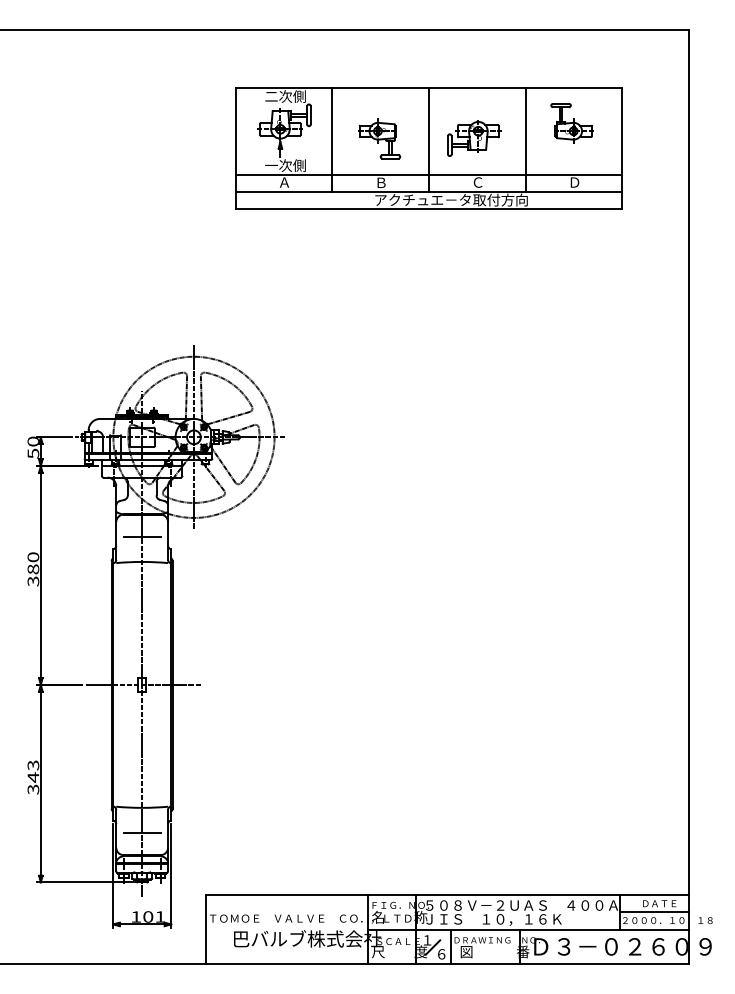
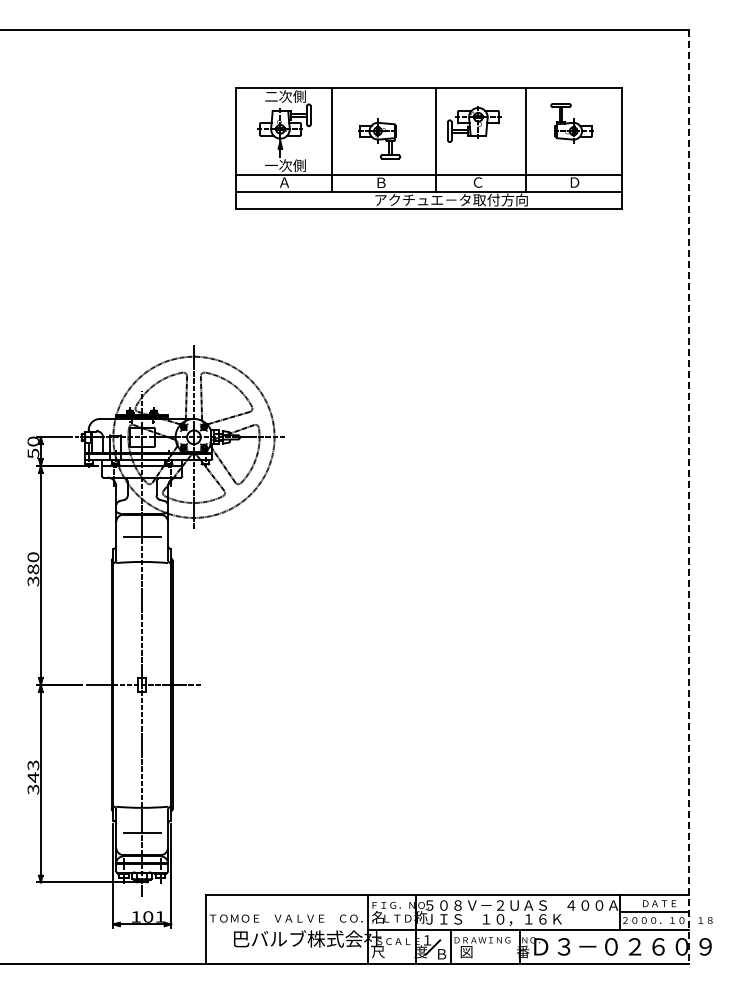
part position: (474, 138) -> (474, 124) (474, 124)
line position: (429, 139) -> (436, 139) (436, 139)
line: solid -> dashed (689, 497)
text: ６ -> Ｂ (442, 954)
